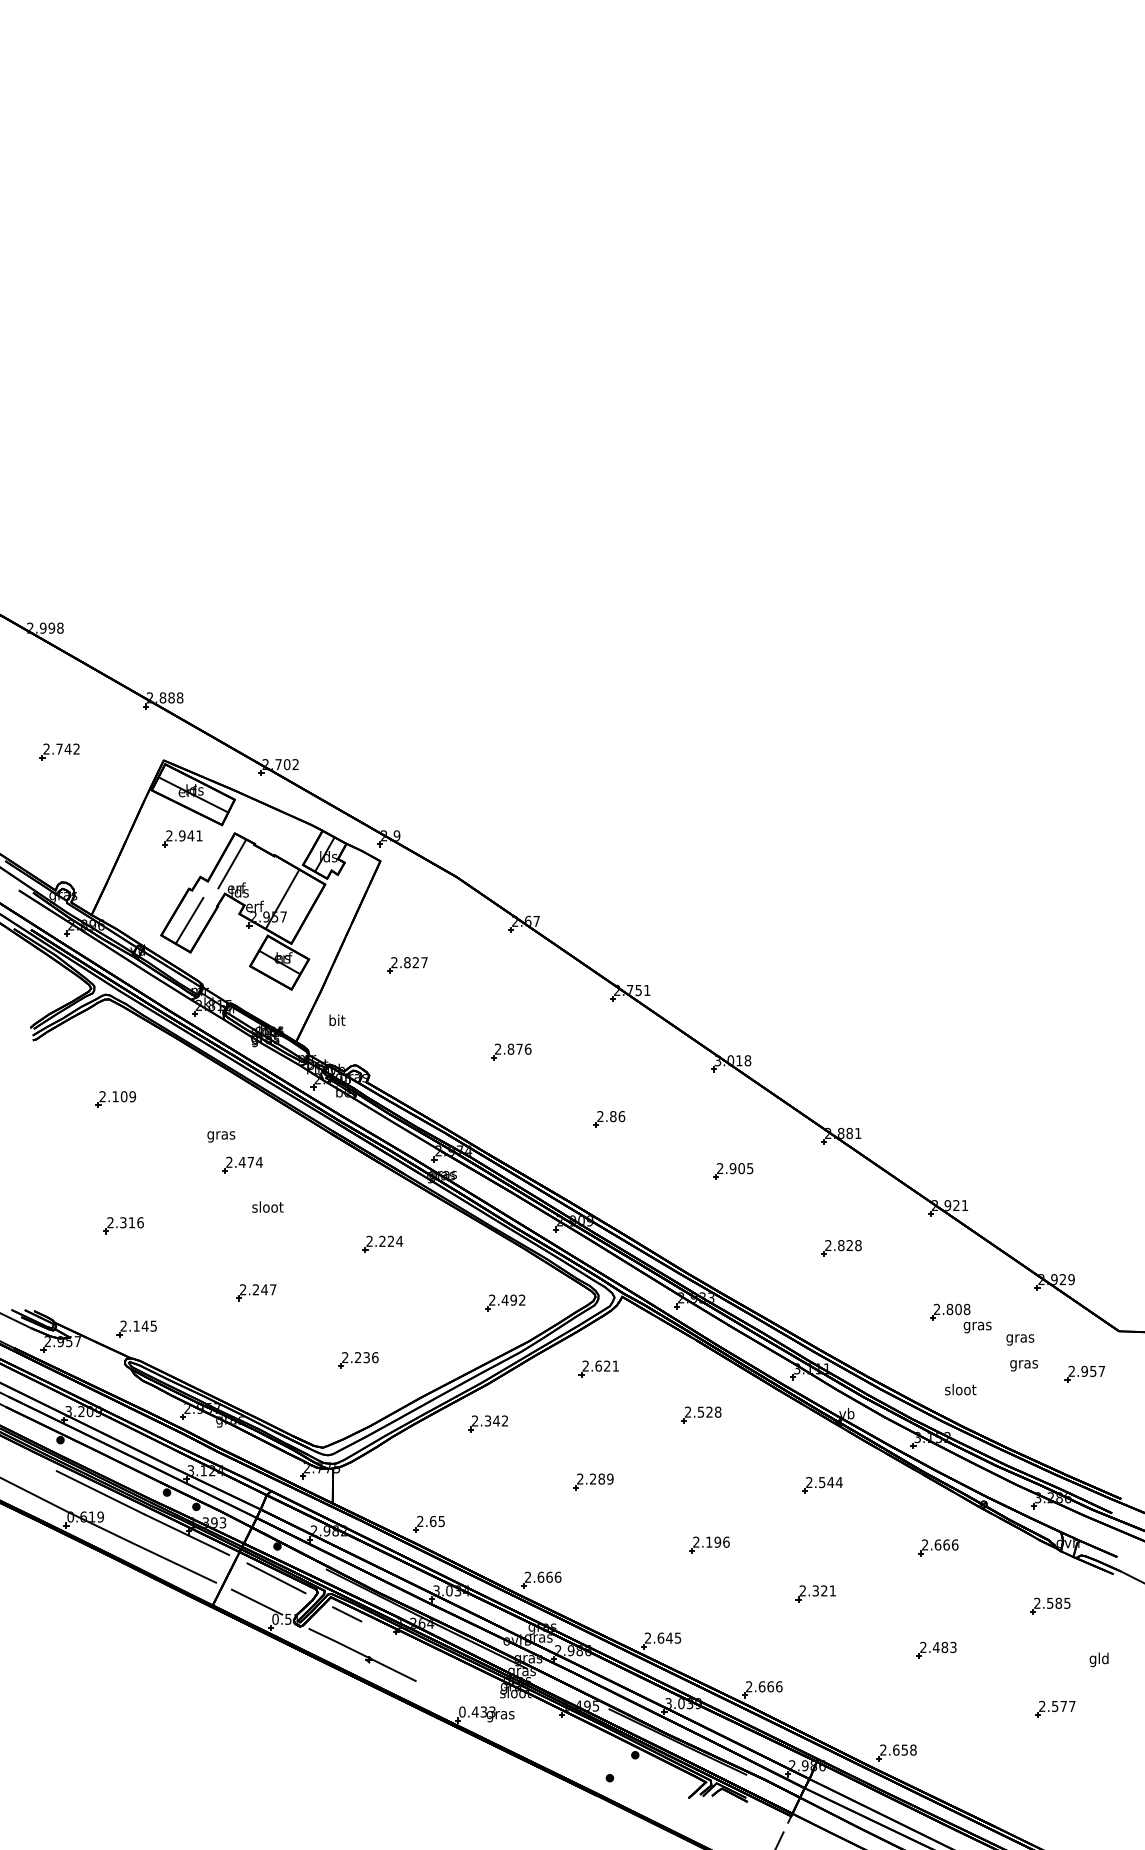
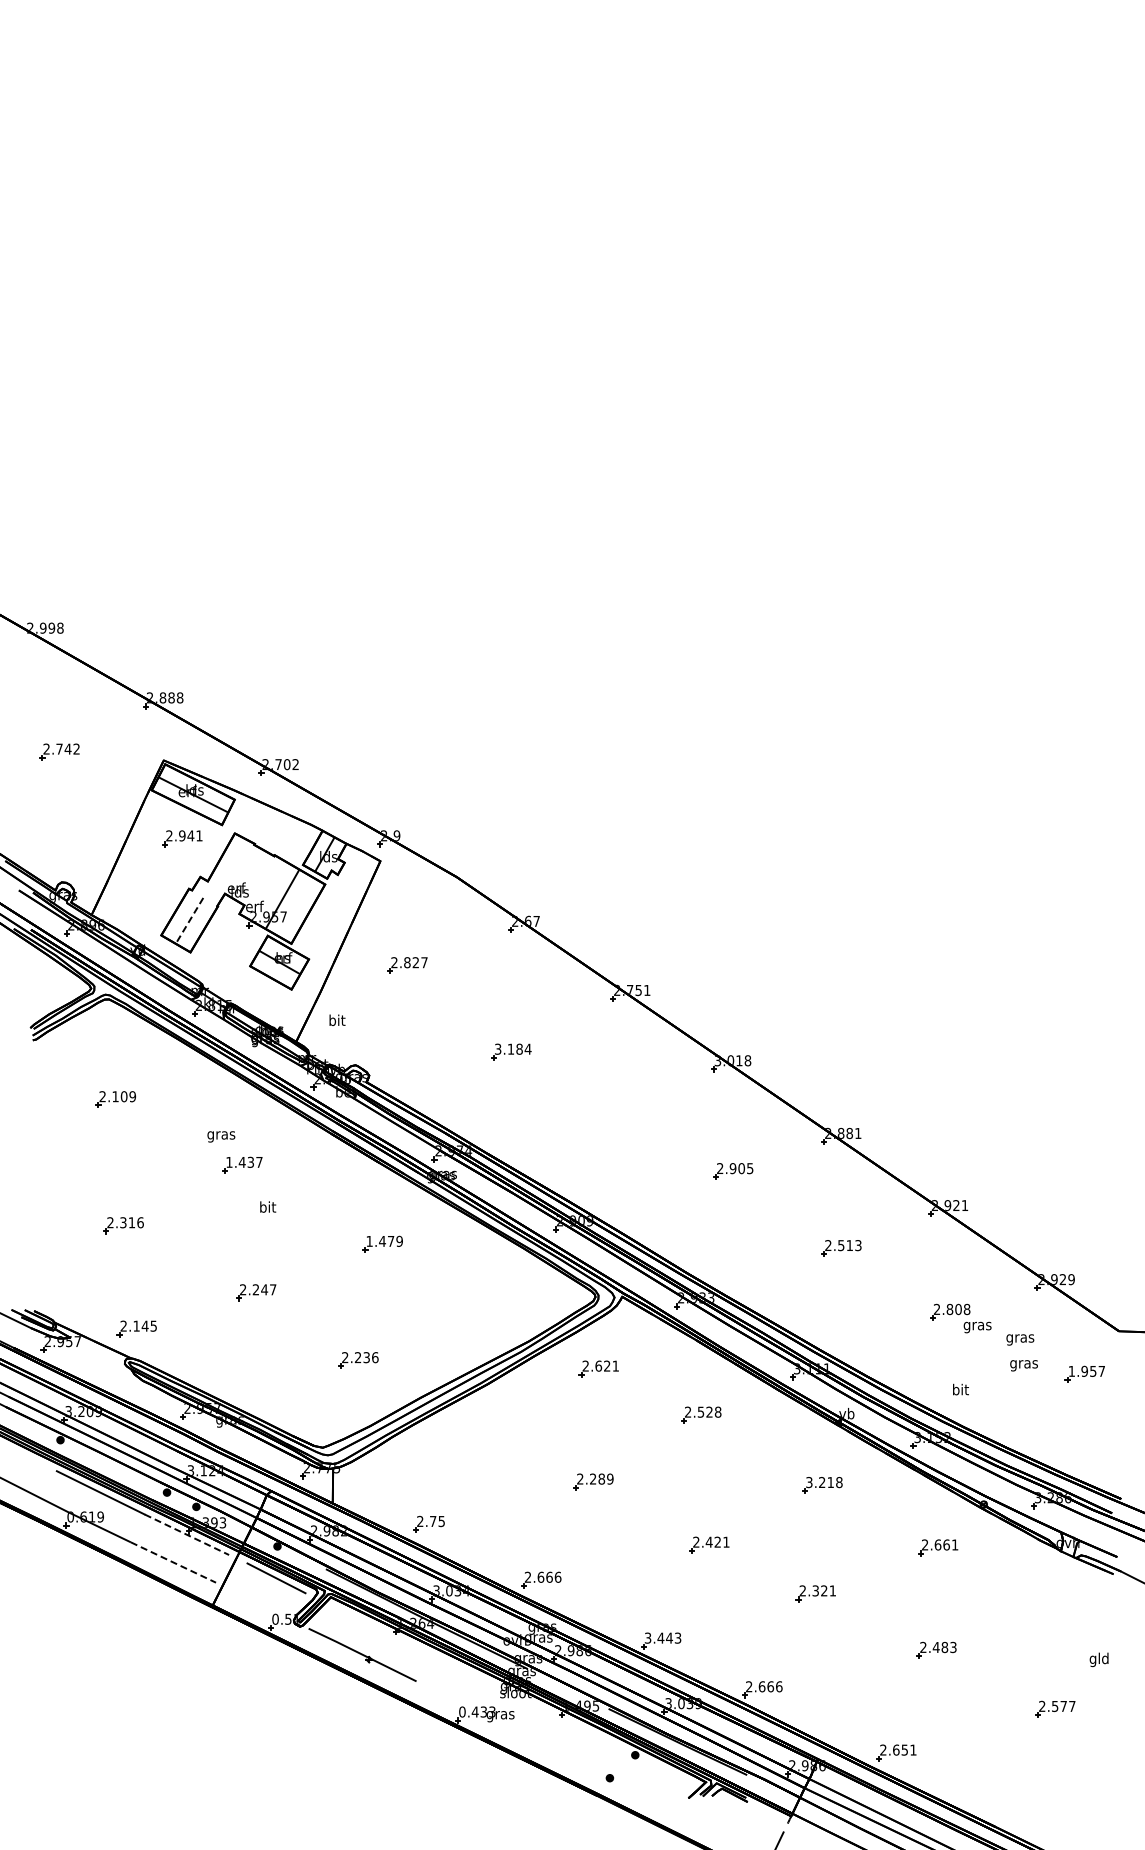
line: present -> none (231, 864)
line: solid -> dashed (189, 920)
text: 2.876 -> 3.184 (513, 1048)
part: present -> none (609, 1119)
text: 2.474 -> 1.437 (244, 1161)
text: sloot -> bit (267, 1206)
text: 2.224 -> 1.479 (384, 1240)
text: 2.828 -> 2.513 (849, 1245)
part: present -> none (505, 1302)
text: 2.957 -> 1.957 (1071, 1370)
text: sloot -> bit (960, 1389)
part: present -> none (487, 1423)
text: 2.544 -> 3.218 (824, 1482)
text: 2.65 -> 2.75 (432, 1521)
line: solid -> dashed (186, 1534)
text: 2.196 -> 2.421 (717, 1541)
text: 2.666 -> 2.661 (954, 1544)
line: solid -> dashed (173, 1562)
line: present -> none (256, 1601)
part: present -> none (1050, 1605)
line: present -> none (347, 1614)
text: 2.645 -> 3.443 (663, 1637)
text: 2.658 -> 2.651 (913, 1749)
